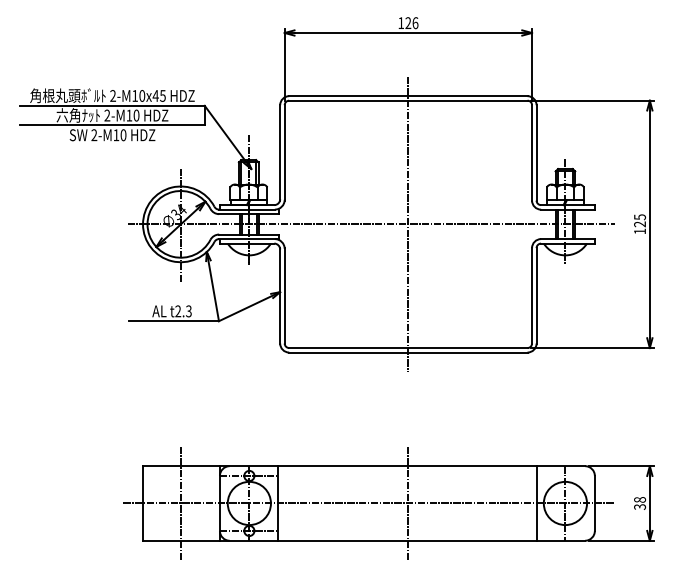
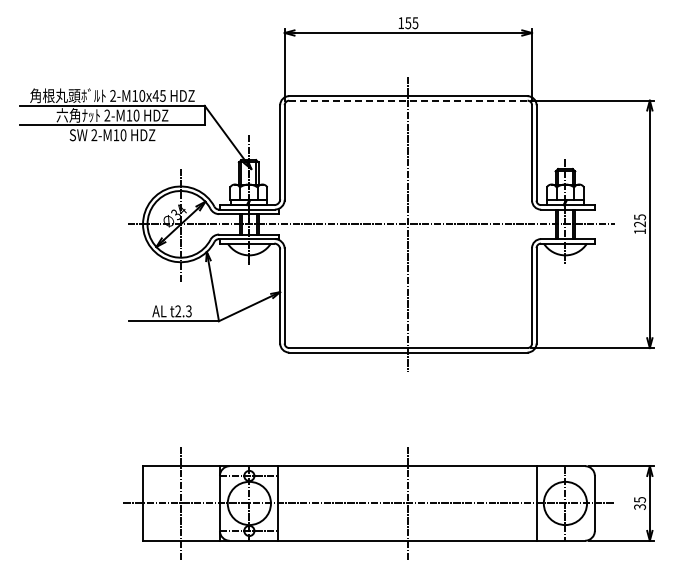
text: 126 -> 155 (411, 23)
line: solid -> dashed (408, 100)
text: 38 -> 35 (639, 499)
